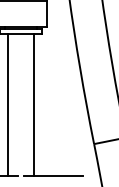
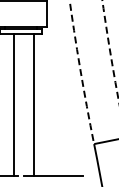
arc: solid -> dashed (110, 52)
arc: solid -> dashed (80, 72)
line position: (8, 104) -> (14, 104) (14, 104)
